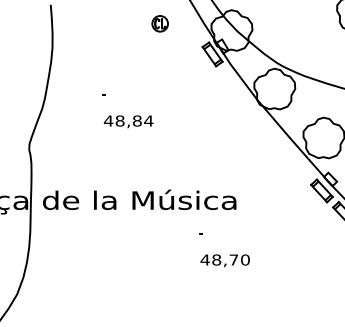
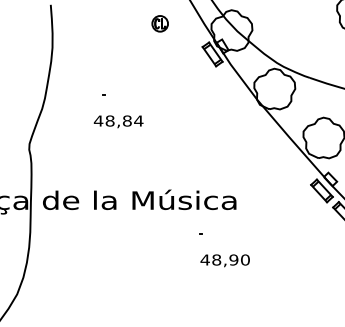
text position: (128, 121) -> (118, 121) (118, 121)
text: 48,70 -> 48,90 (233, 259)
